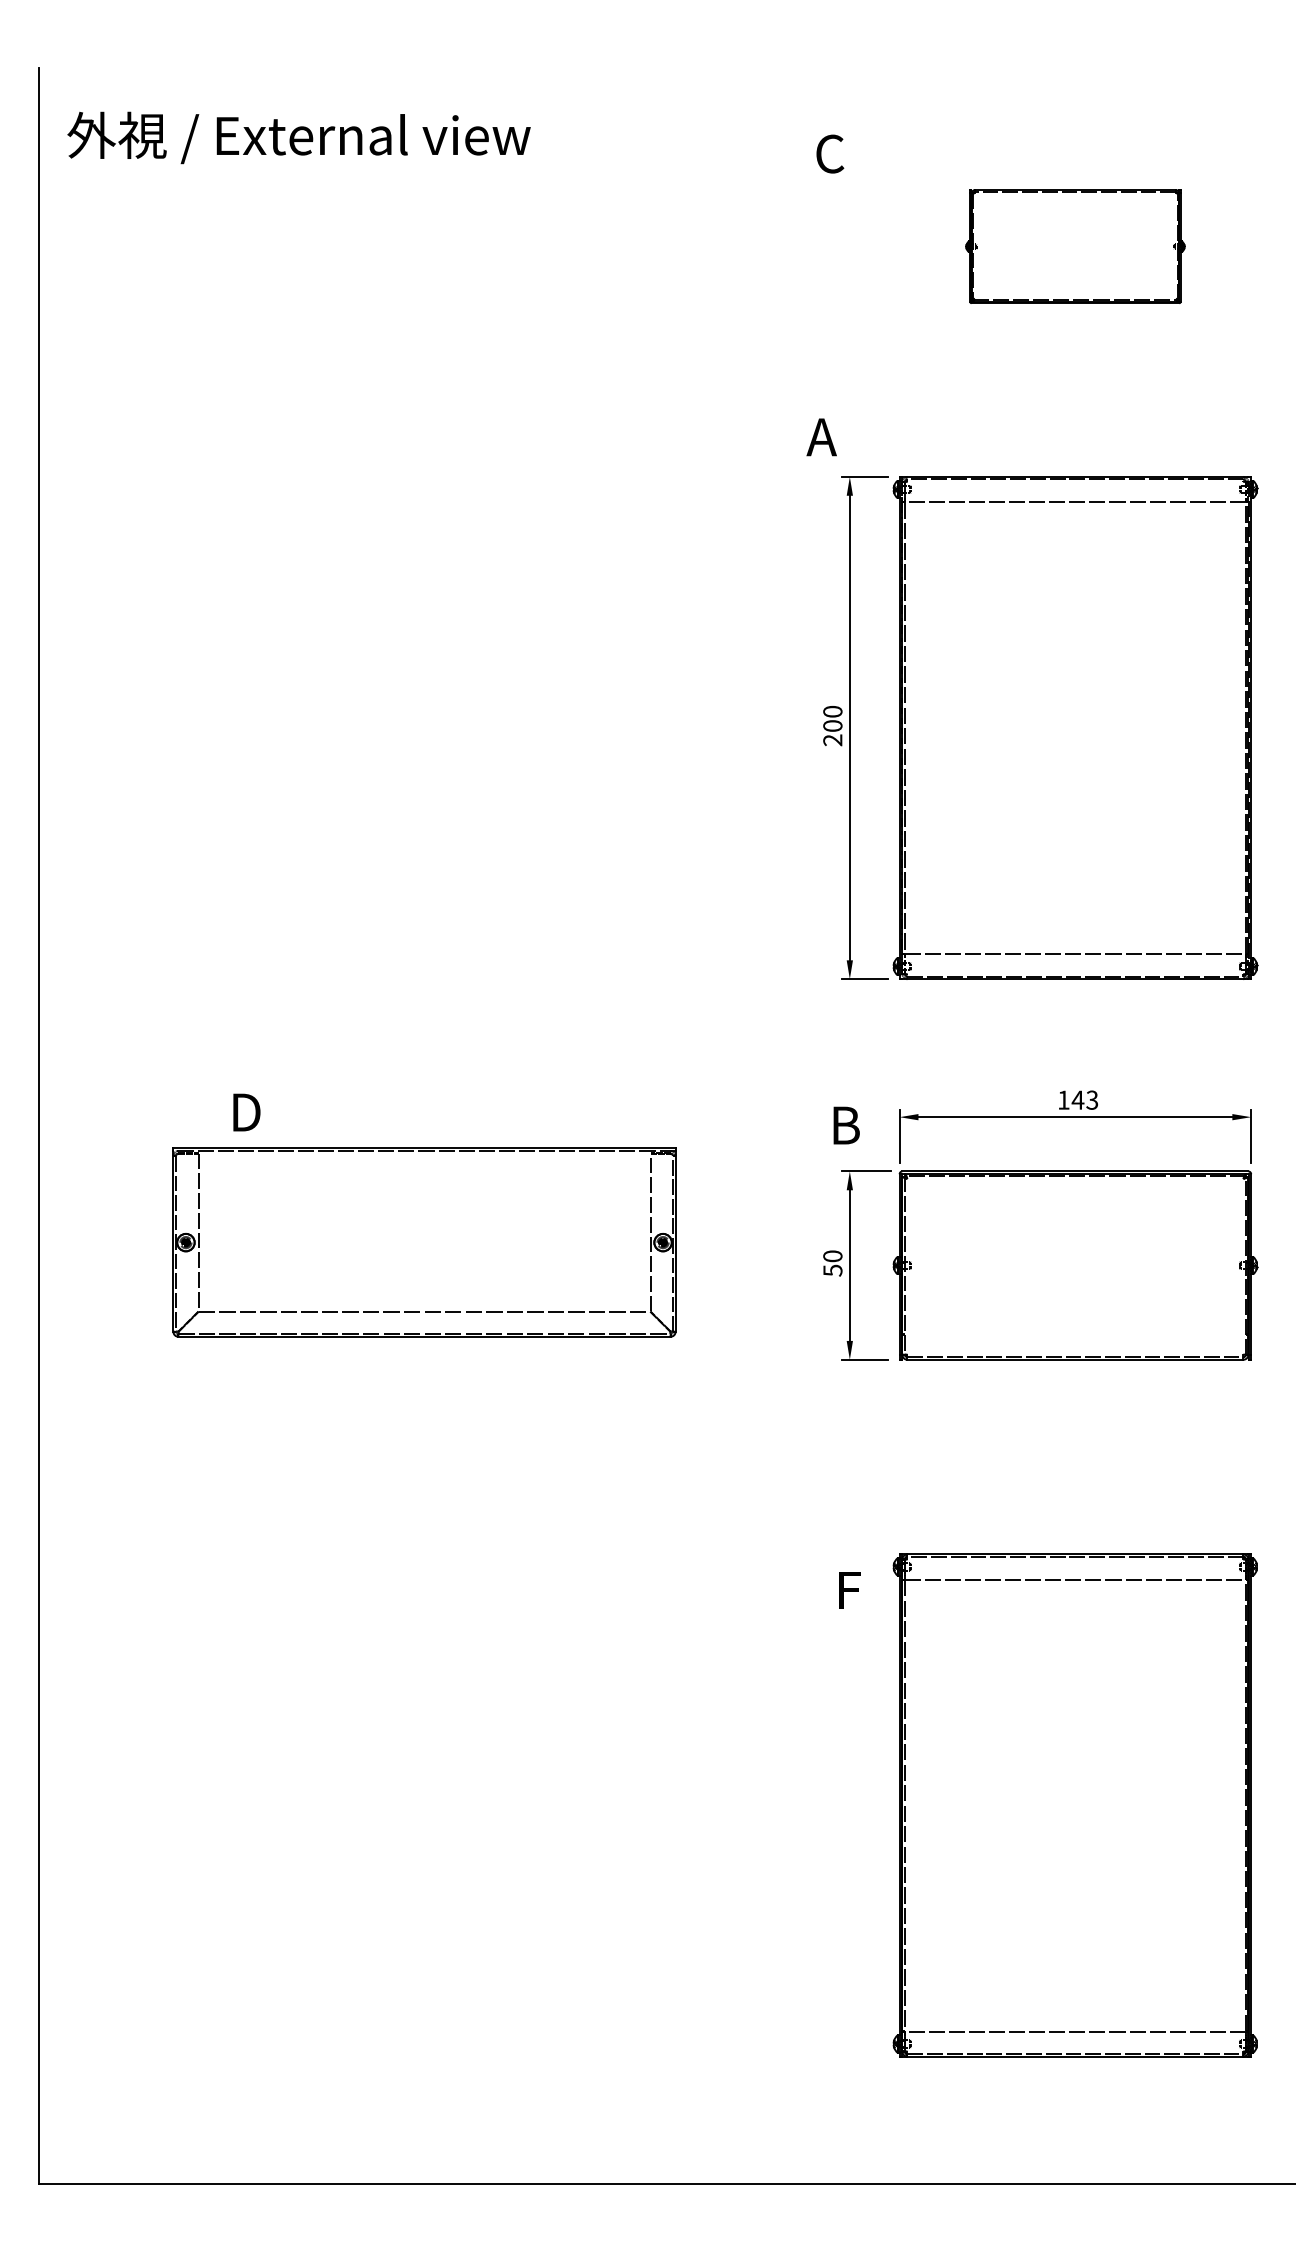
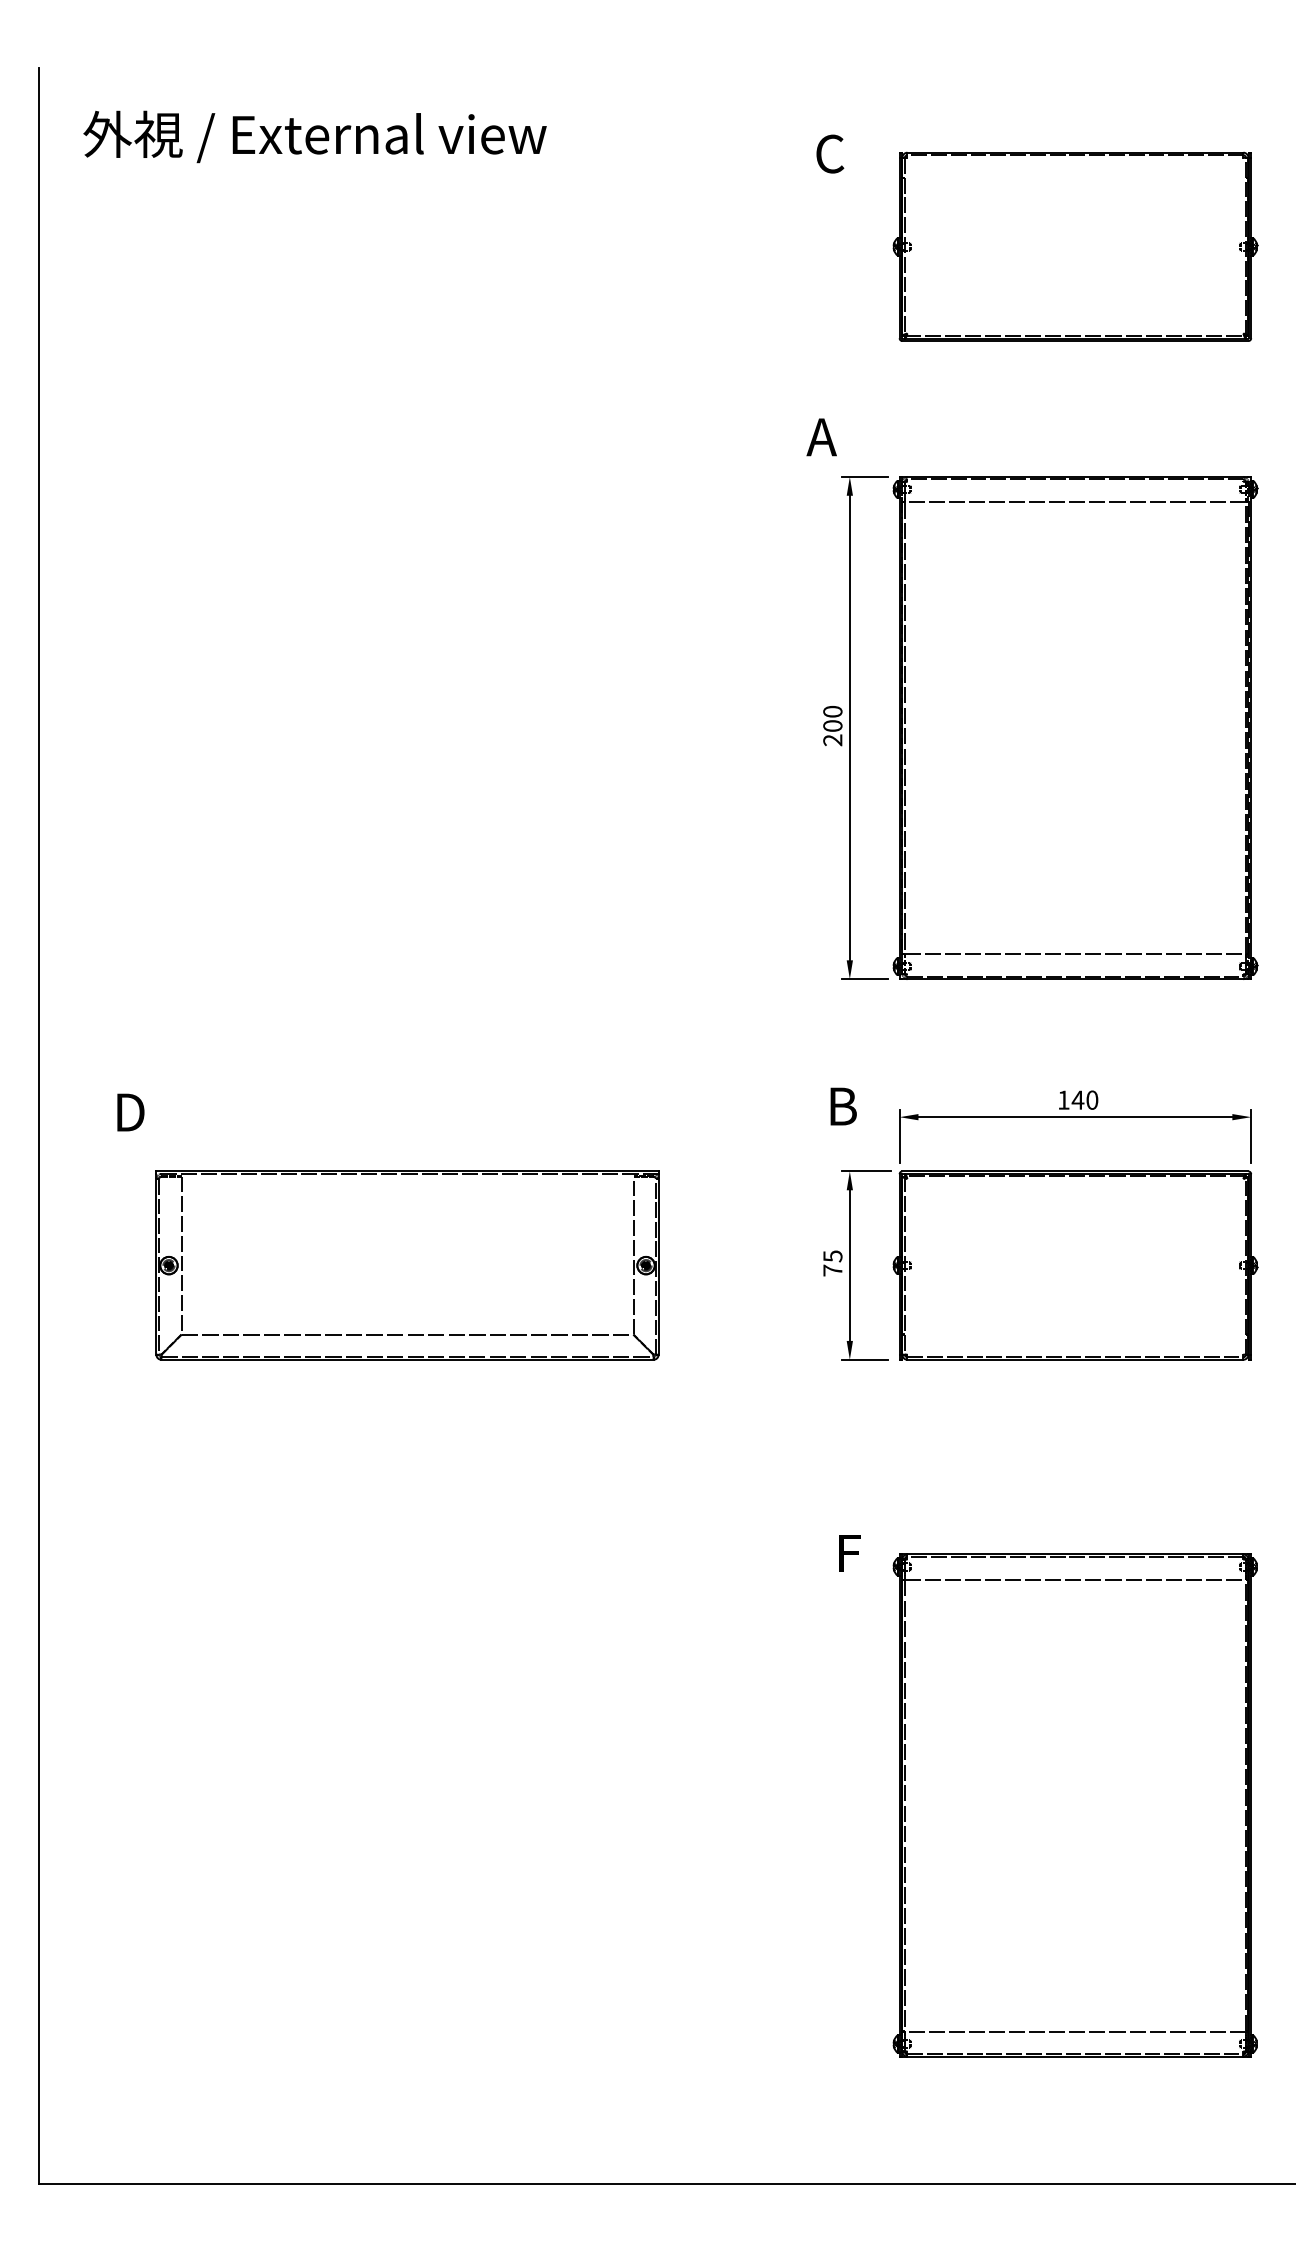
text position: (298, 137) -> (314, 136) (314, 136)
part size: 221x115 px -> 367x191 px (1075, 246)
text: 143 -> 140 (1092, 1099)
text position: (246, 1112) -> (130, 1112) (130, 1112)
text position: (846, 1125) -> (843, 1106) (843, 1106)
part position: (424, 1242) -> (407, 1265) (407, 1265)
text: 50 -> 75 (832, 1263)
text position: (849, 1590) -> (849, 1553) (849, 1553)
